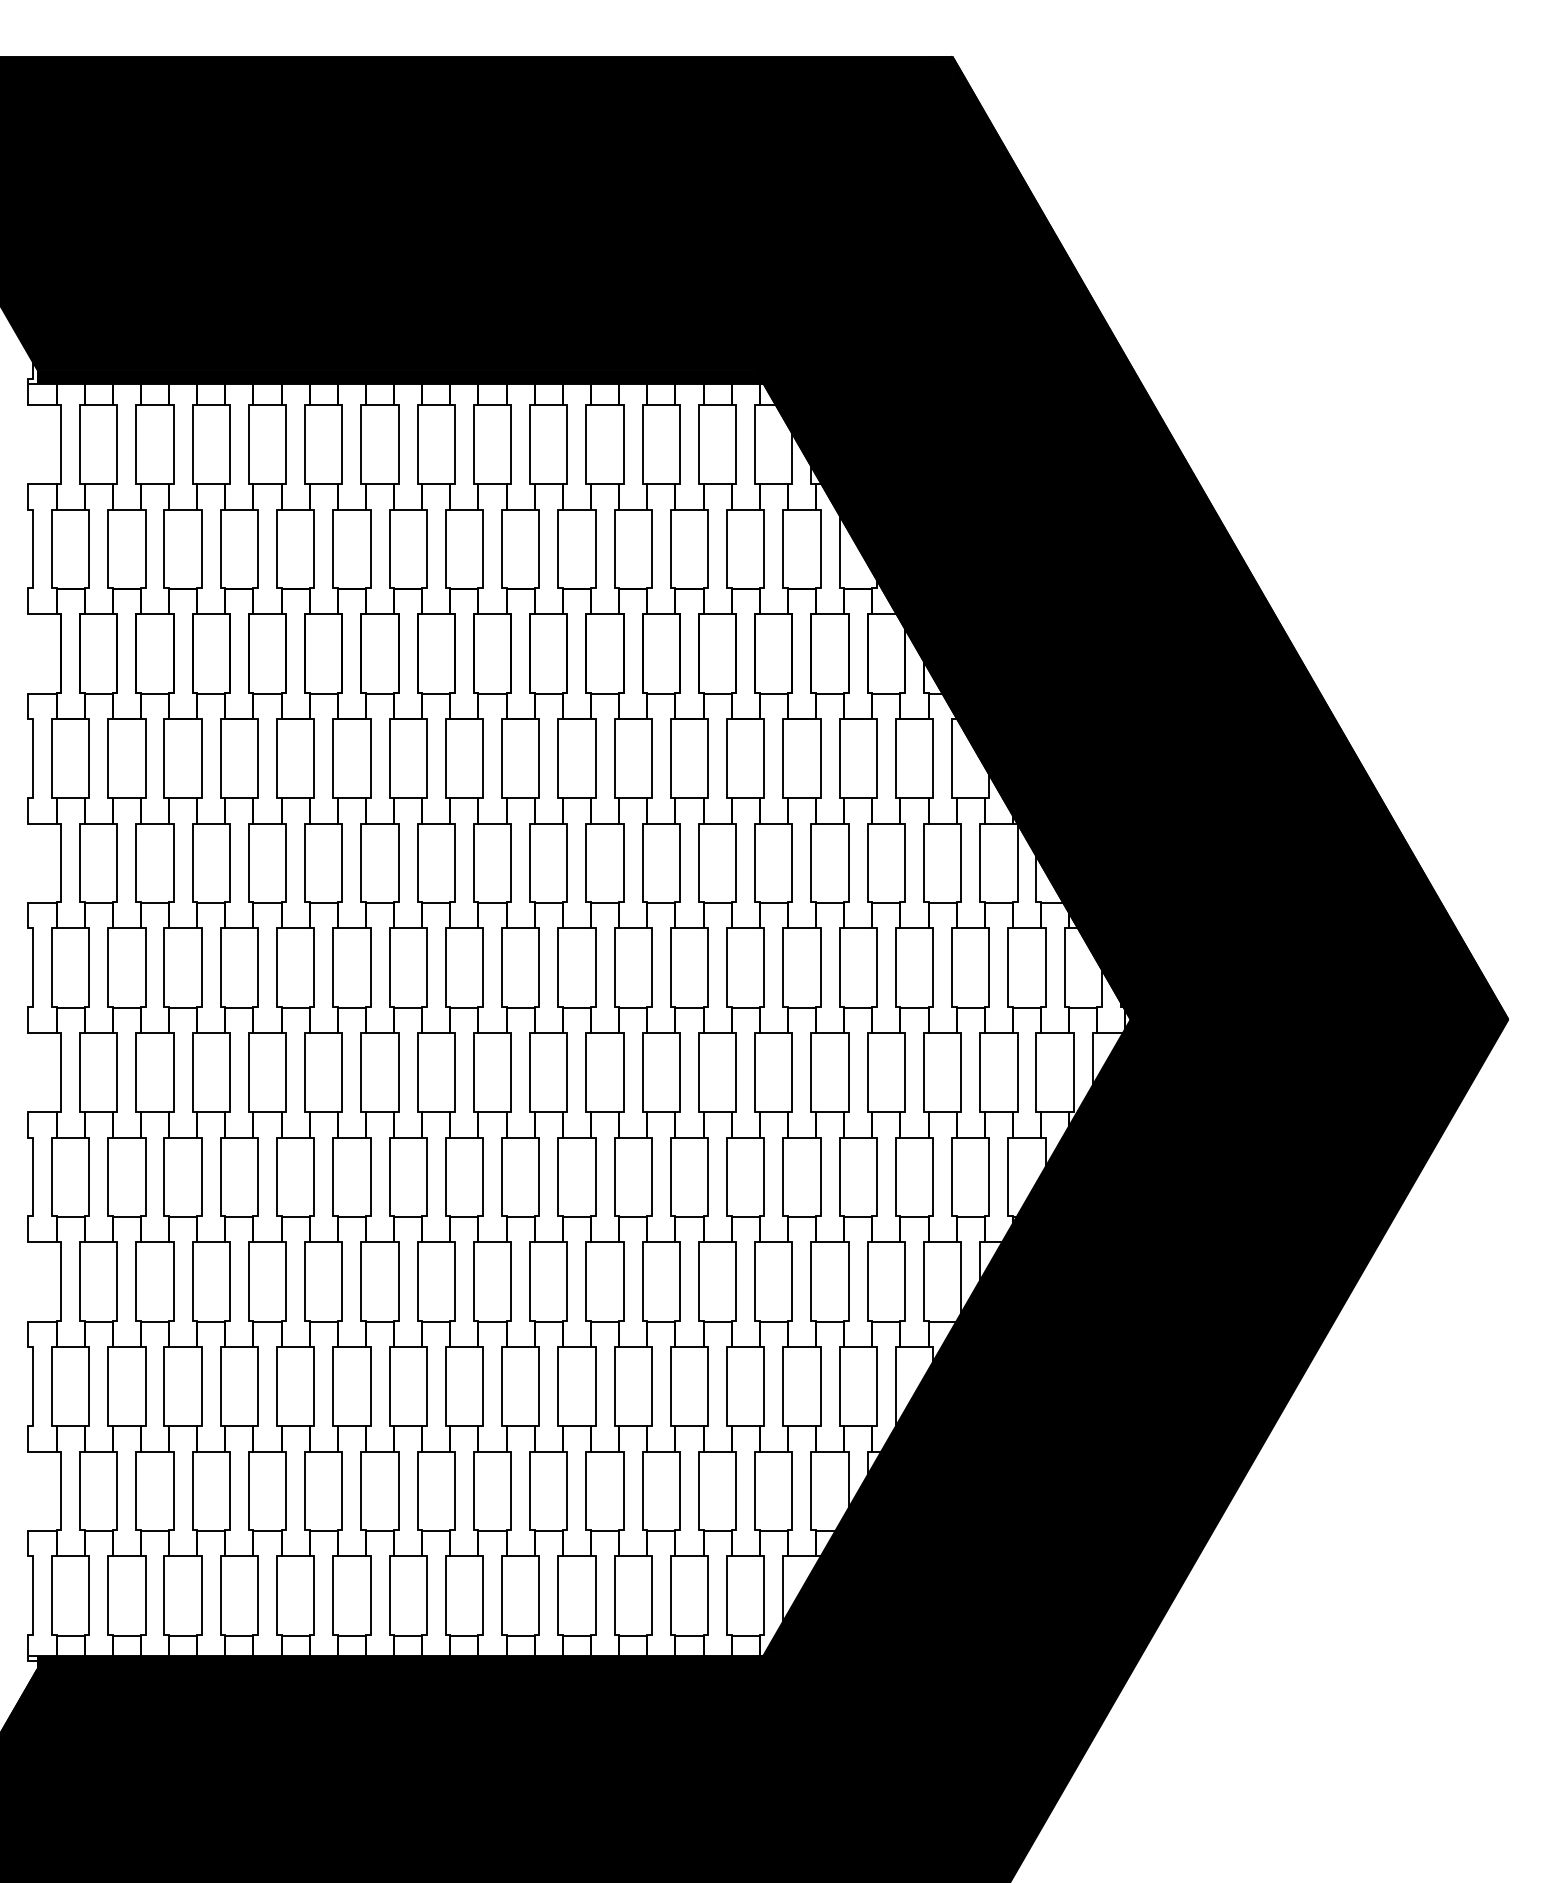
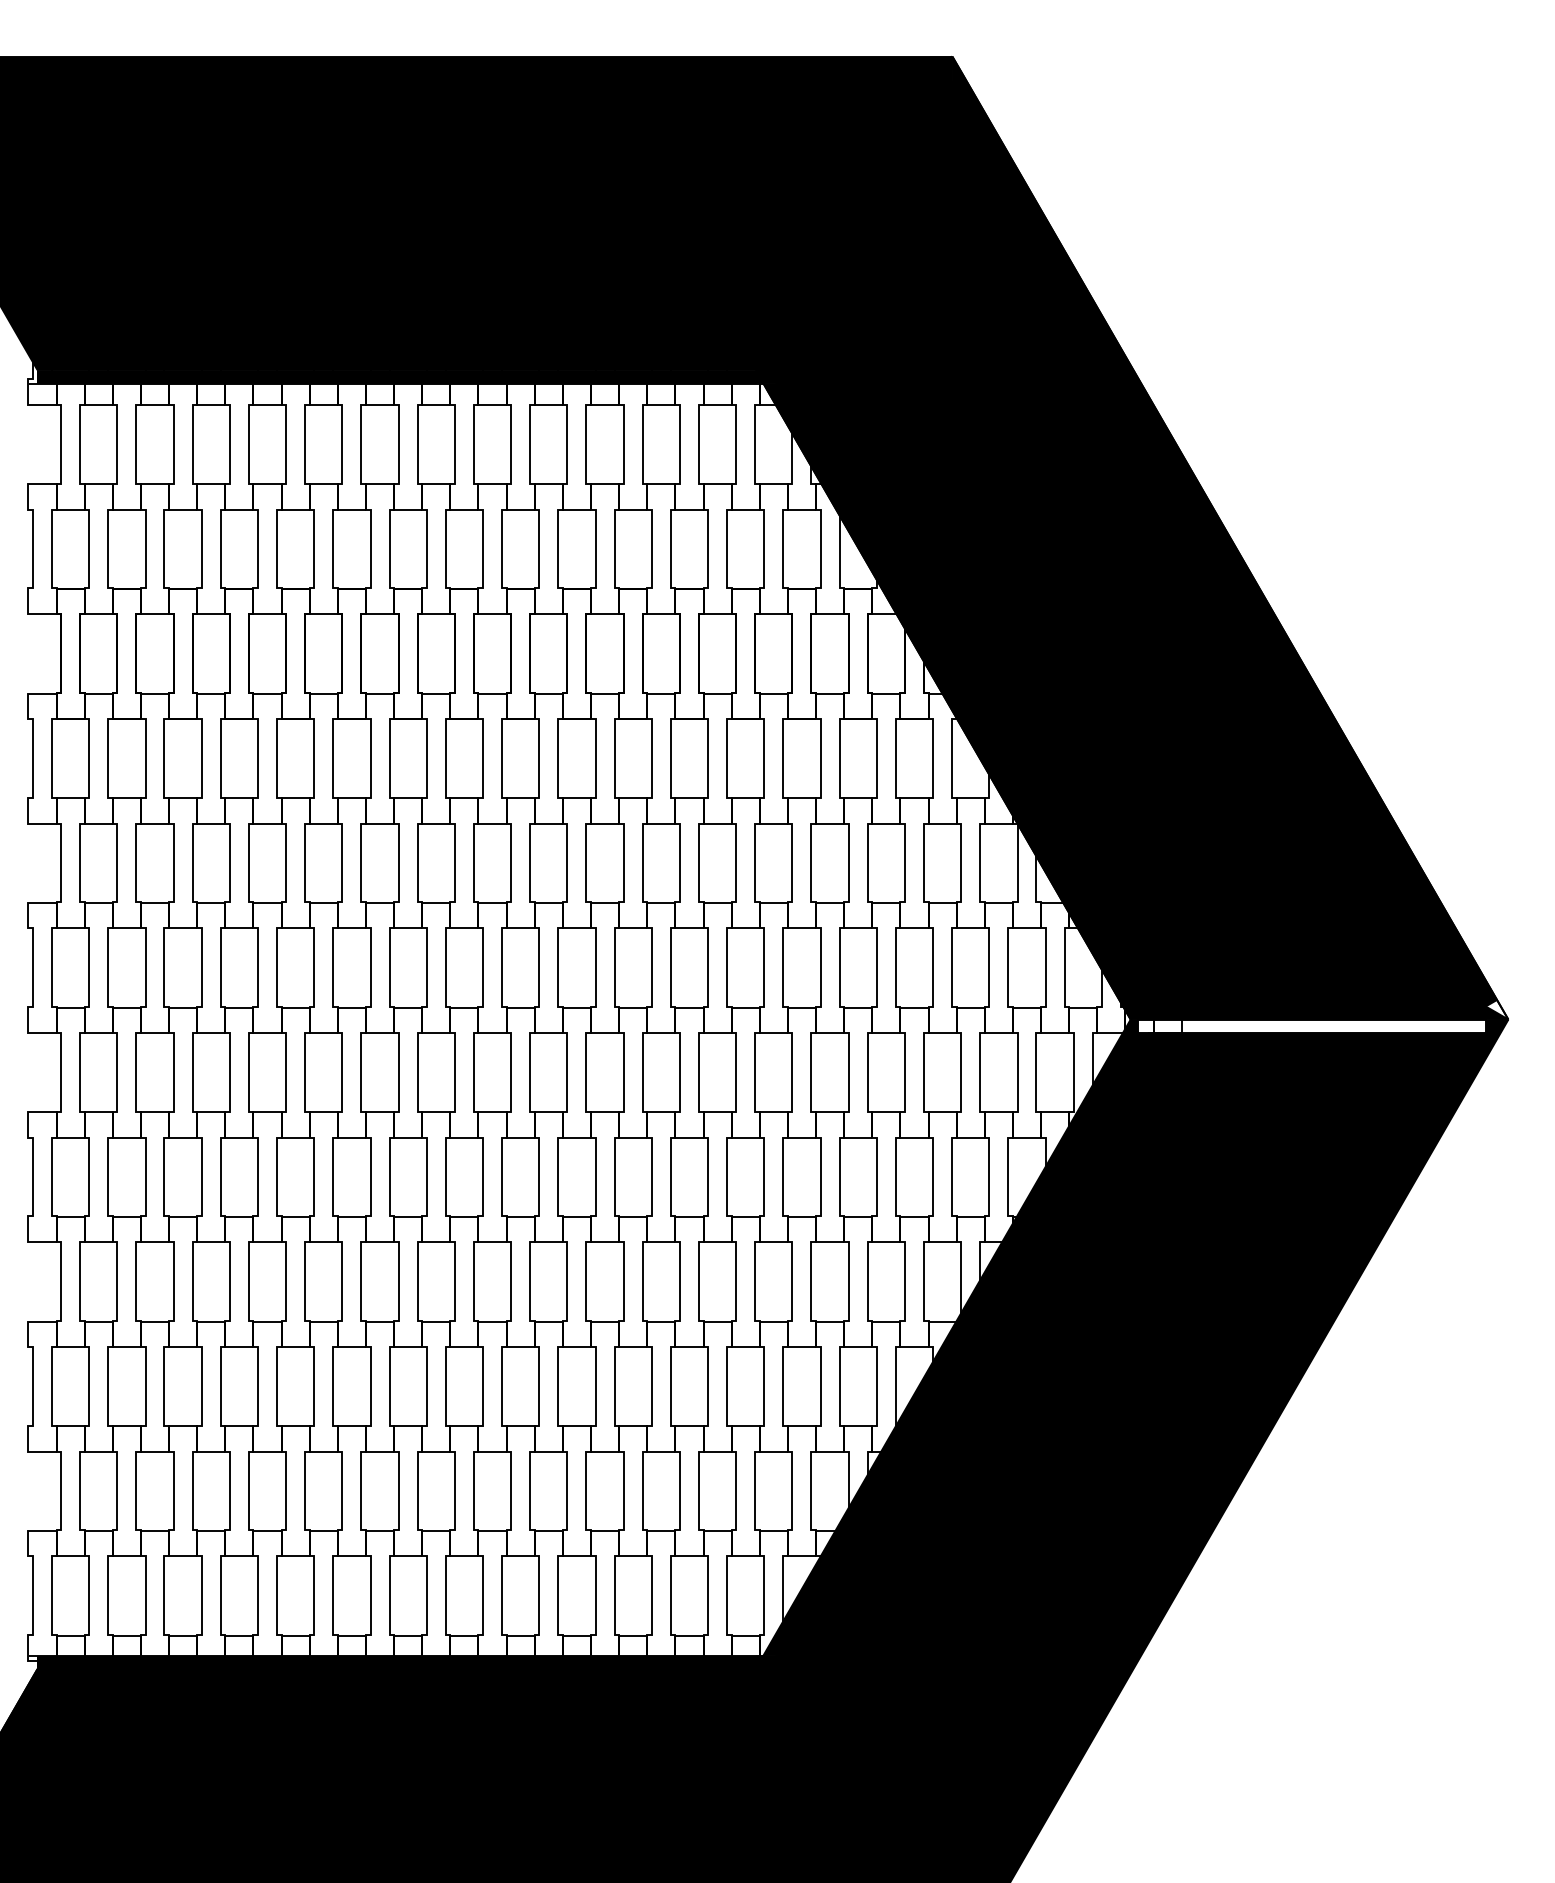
fill: present -> none (1496, 1009)
fill: present -> none (1311, 1025)
